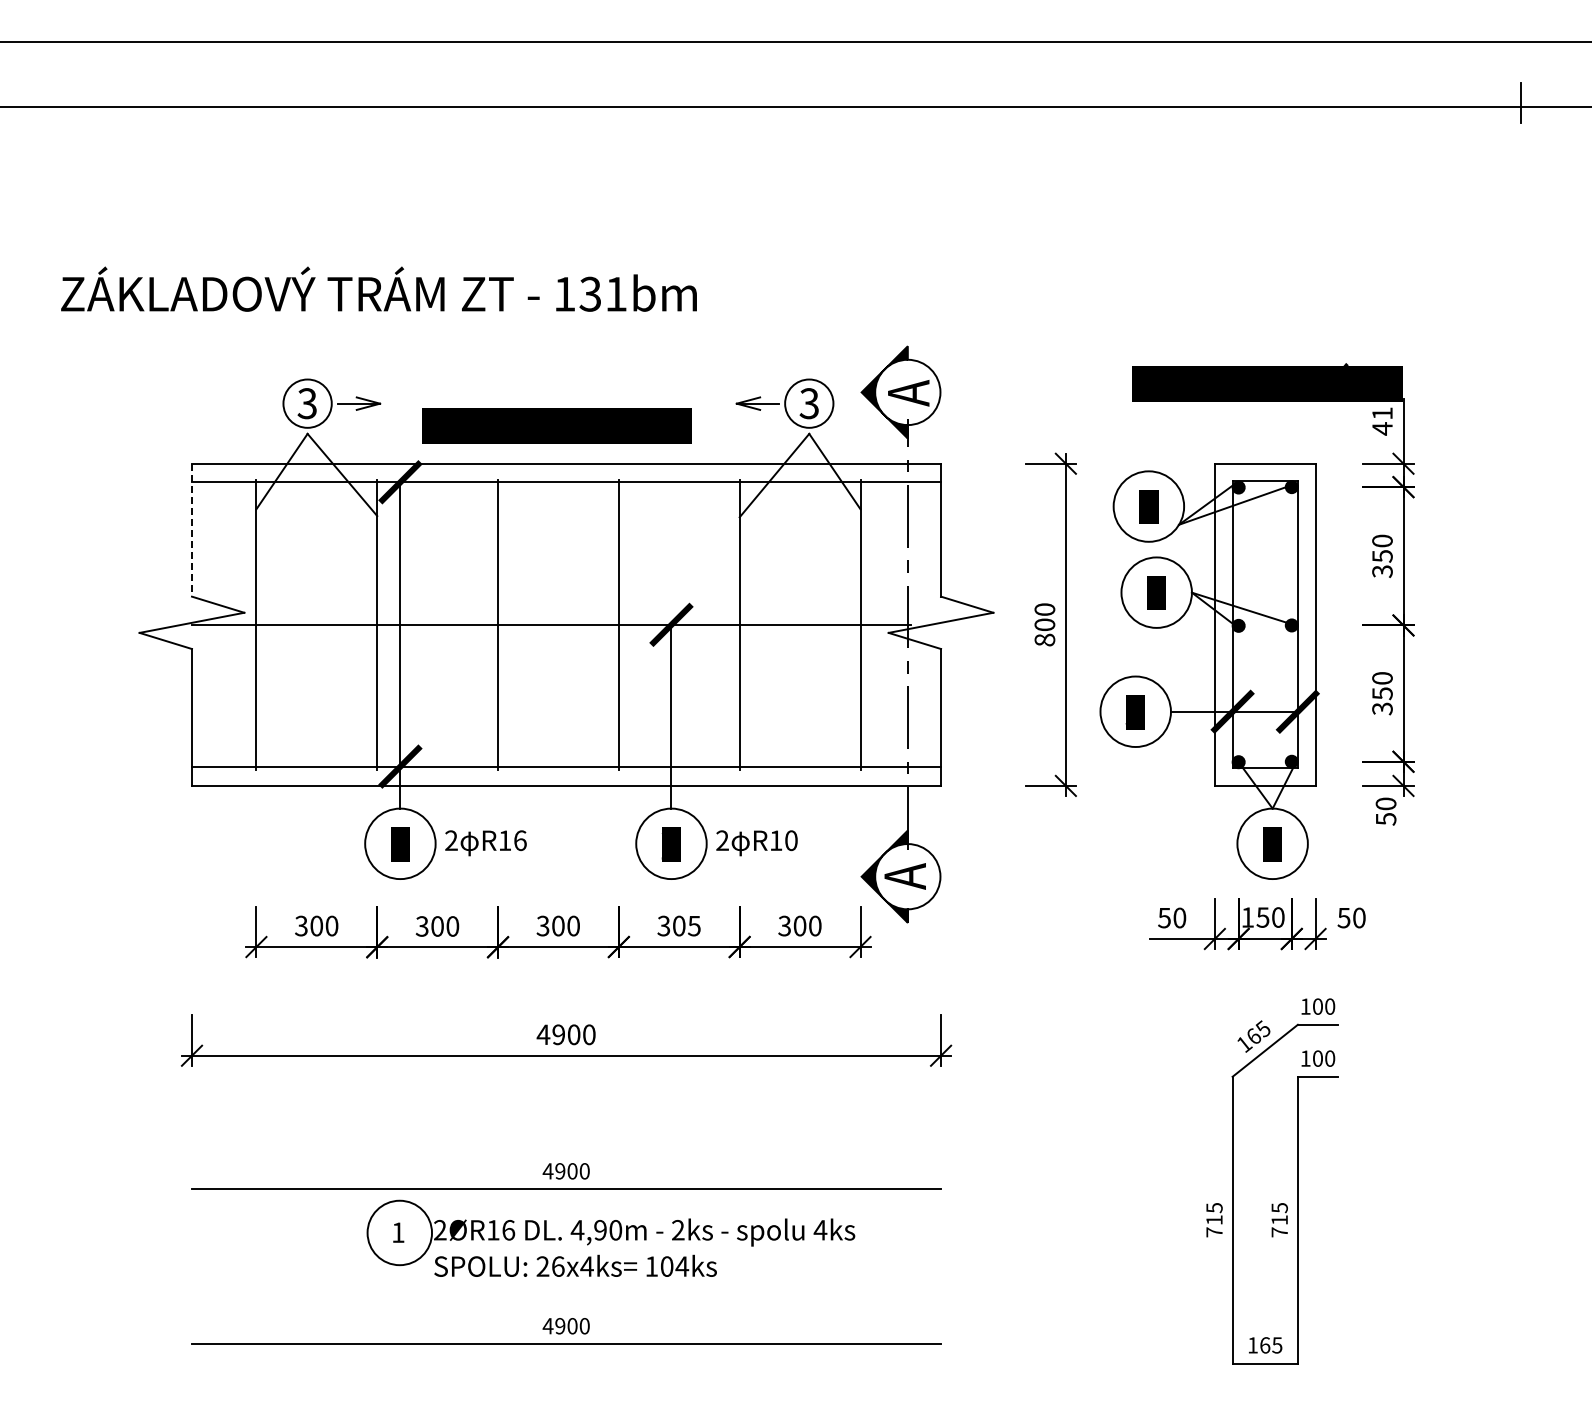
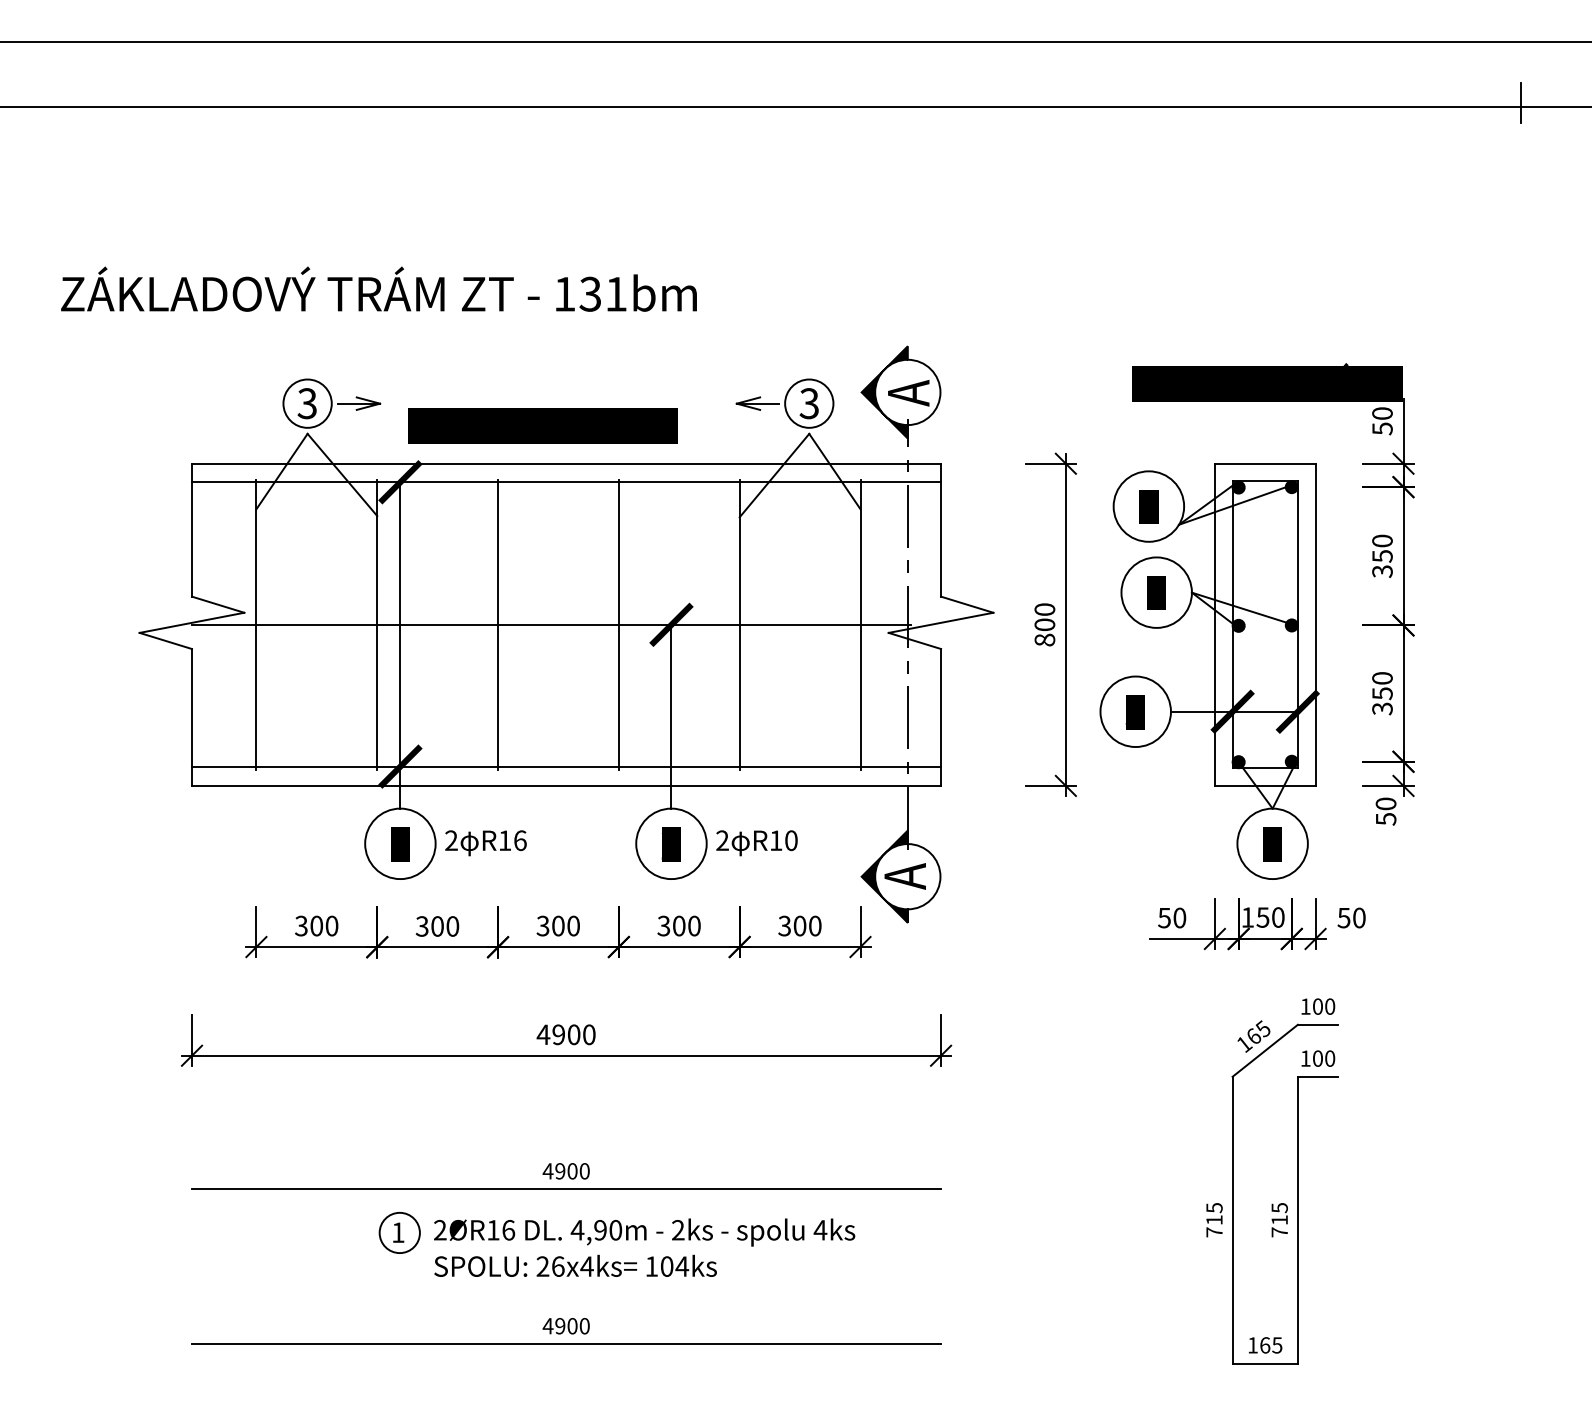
text: 41 -> 50 (1382, 421)
text position: (556, 425) -> (542, 425) (542, 425)
line: dashed -> solid (192, 530)
text: 305 -> 300 (693, 925)
circle diameter: 64 px -> 40 px (399, 1232)
